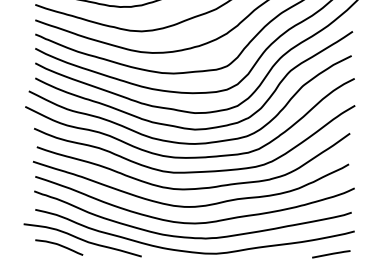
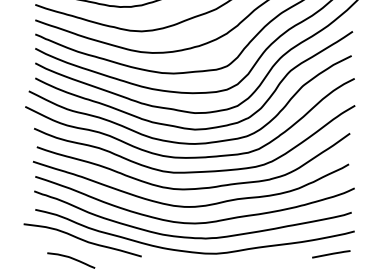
curve position: (60, 246) -> (72, 259) (72, 259)
